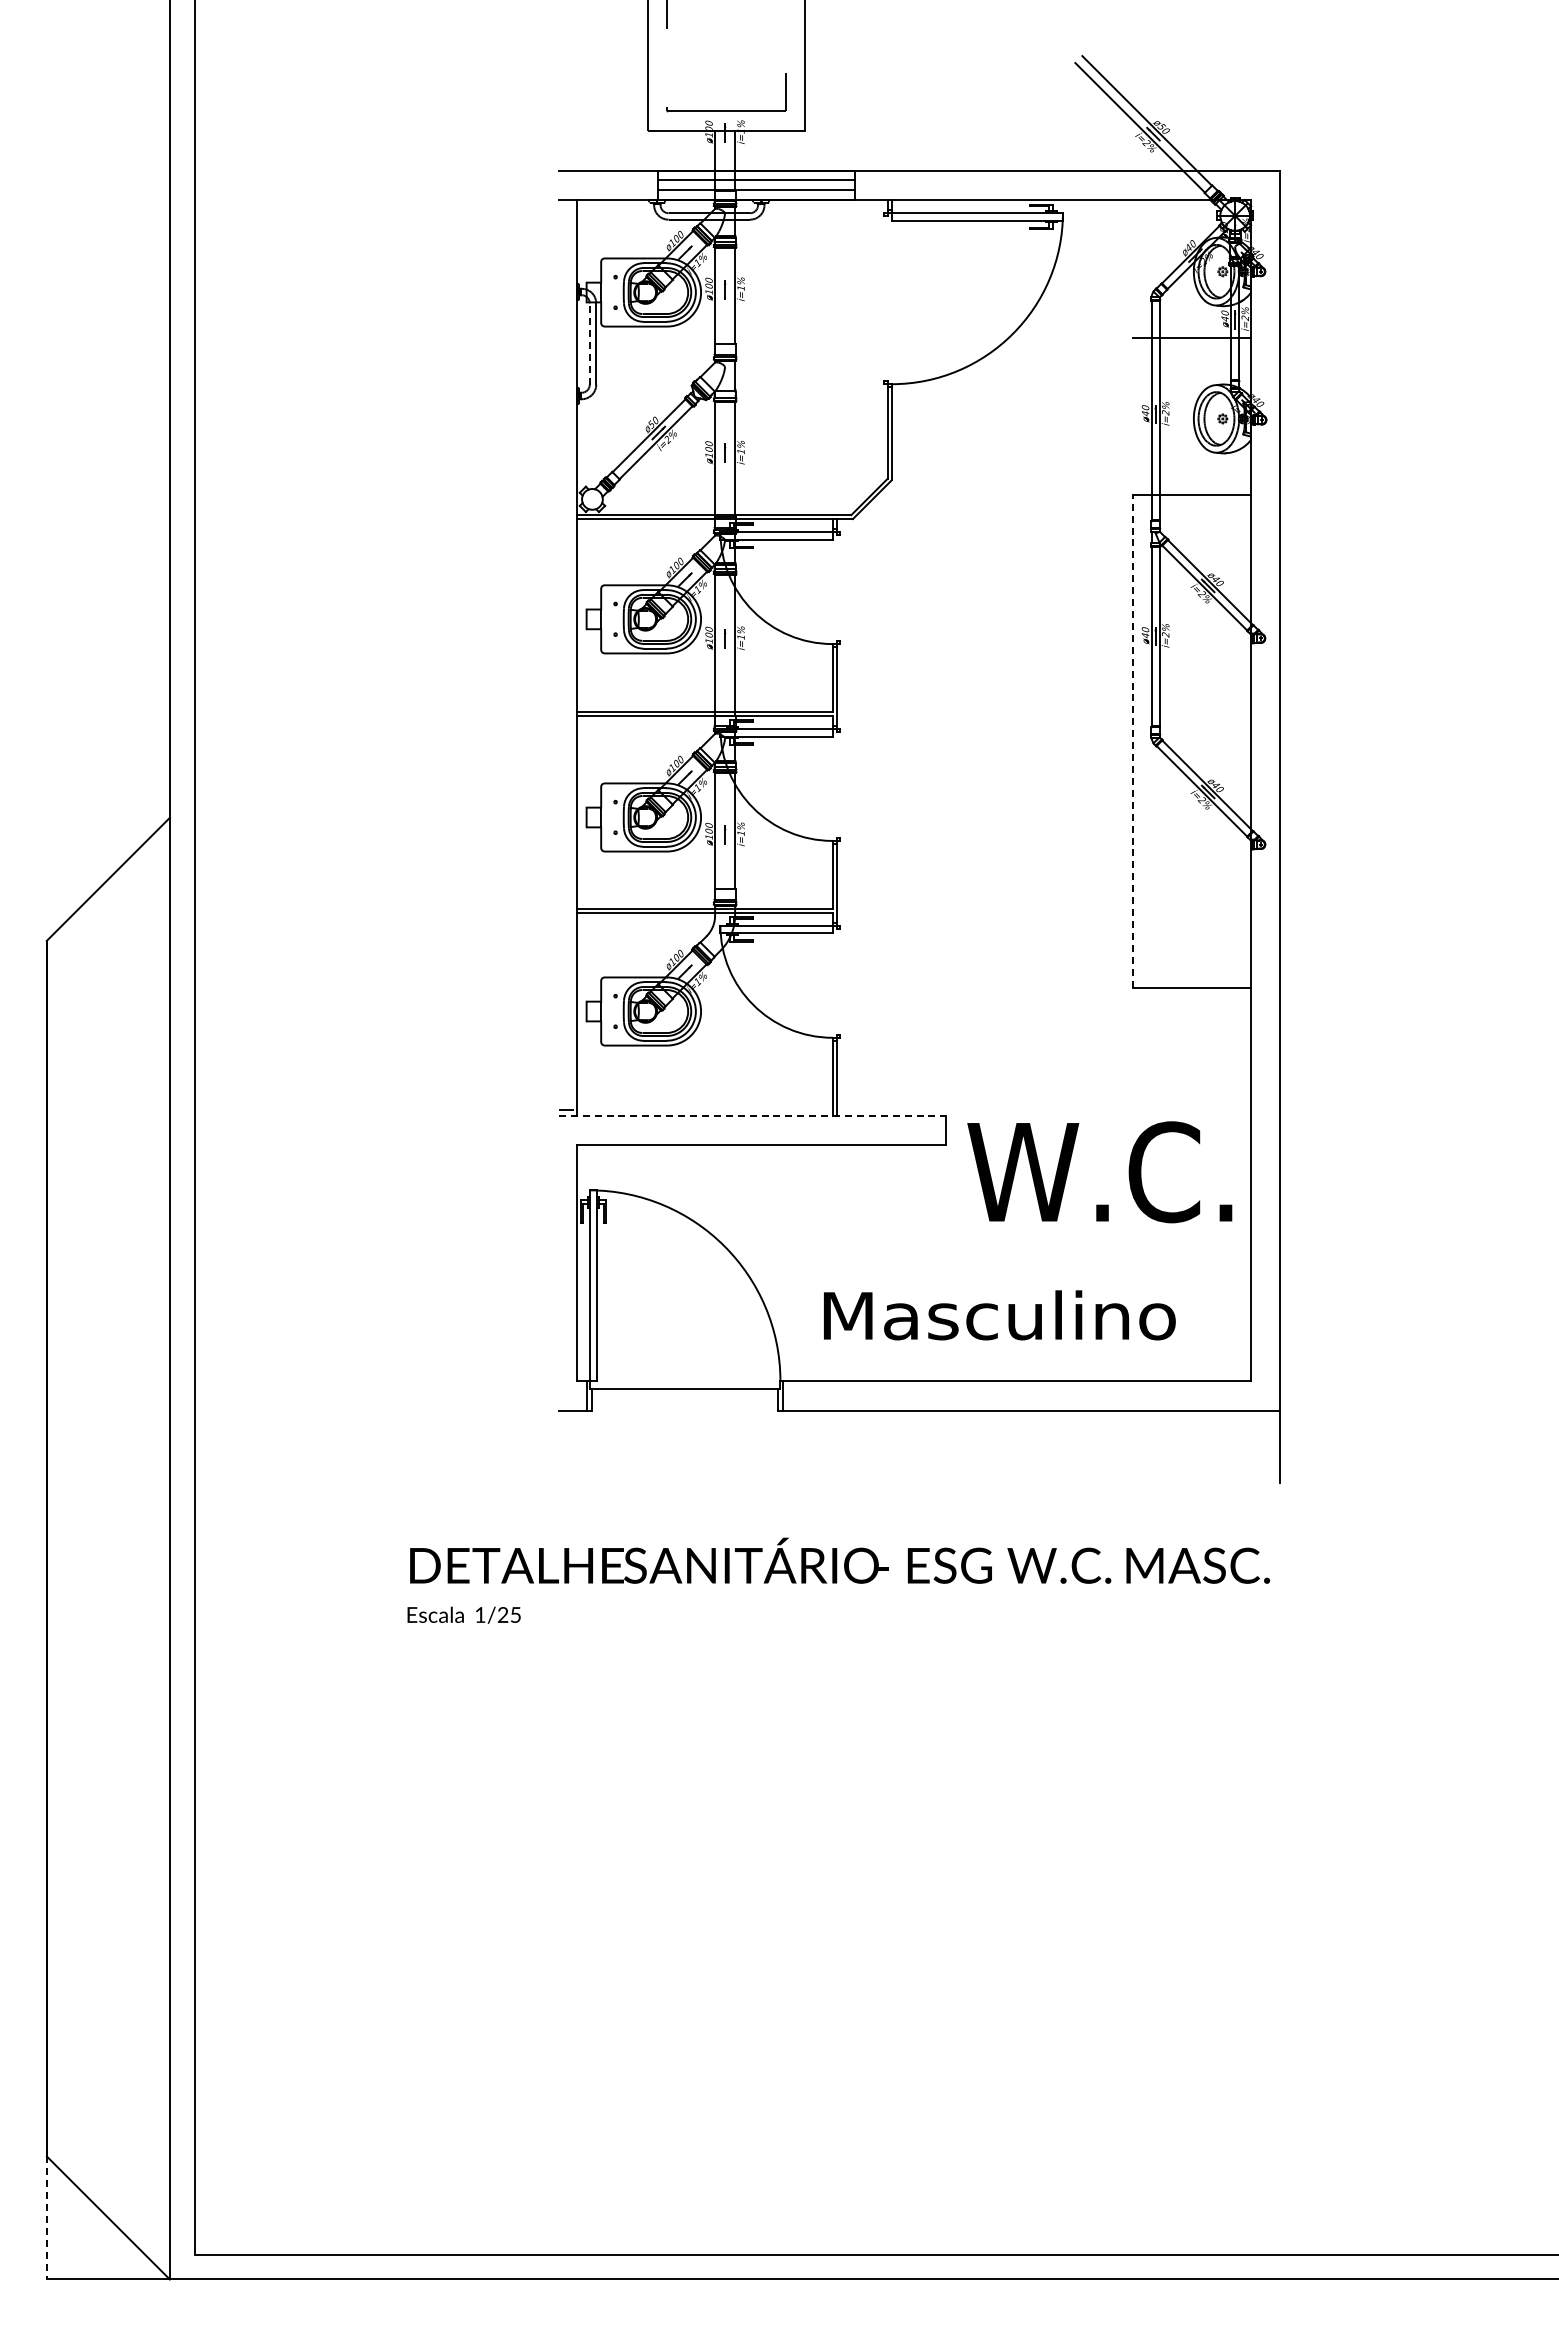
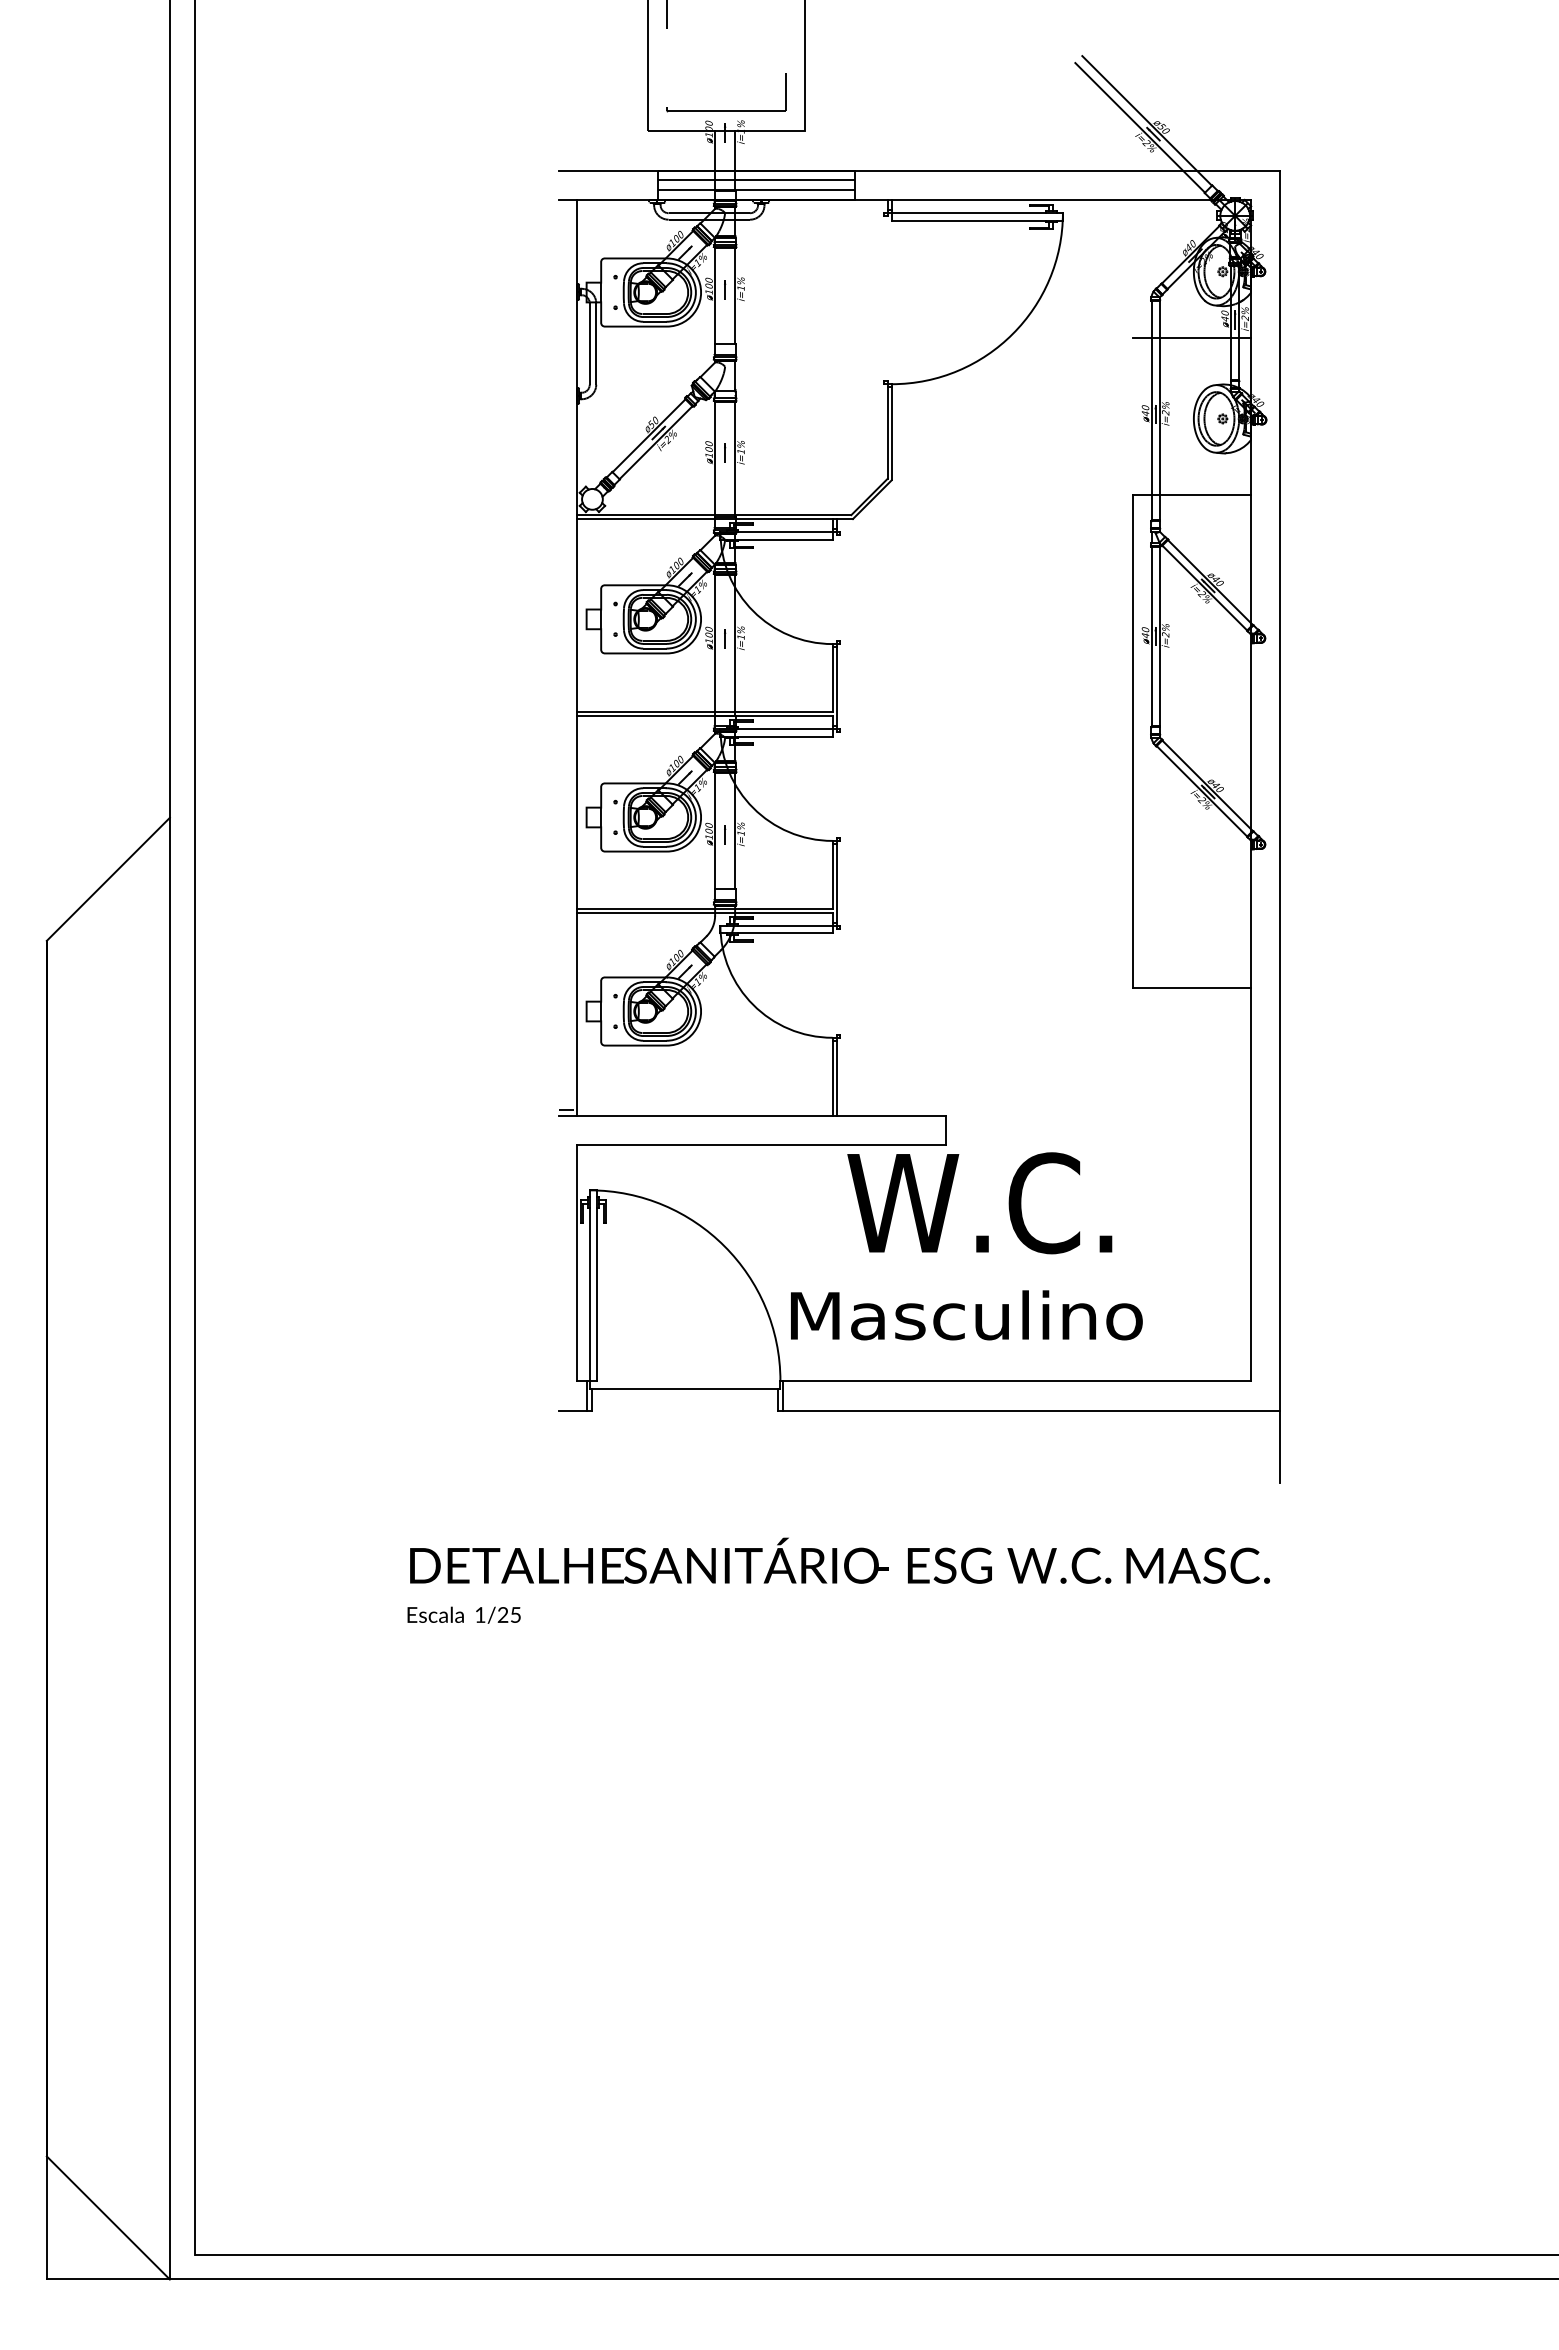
line: dashed -> solid (589, 344)
line: dashed -> solid (1132, 741)
line: dashed -> solid (752, 1115)
text position: (1099, 1172) -> (979, 1203) (979, 1203)
text position: (999, 1315) -> (966, 1315) (966, 1315)
line: dashed -> solid (46, 2217)
